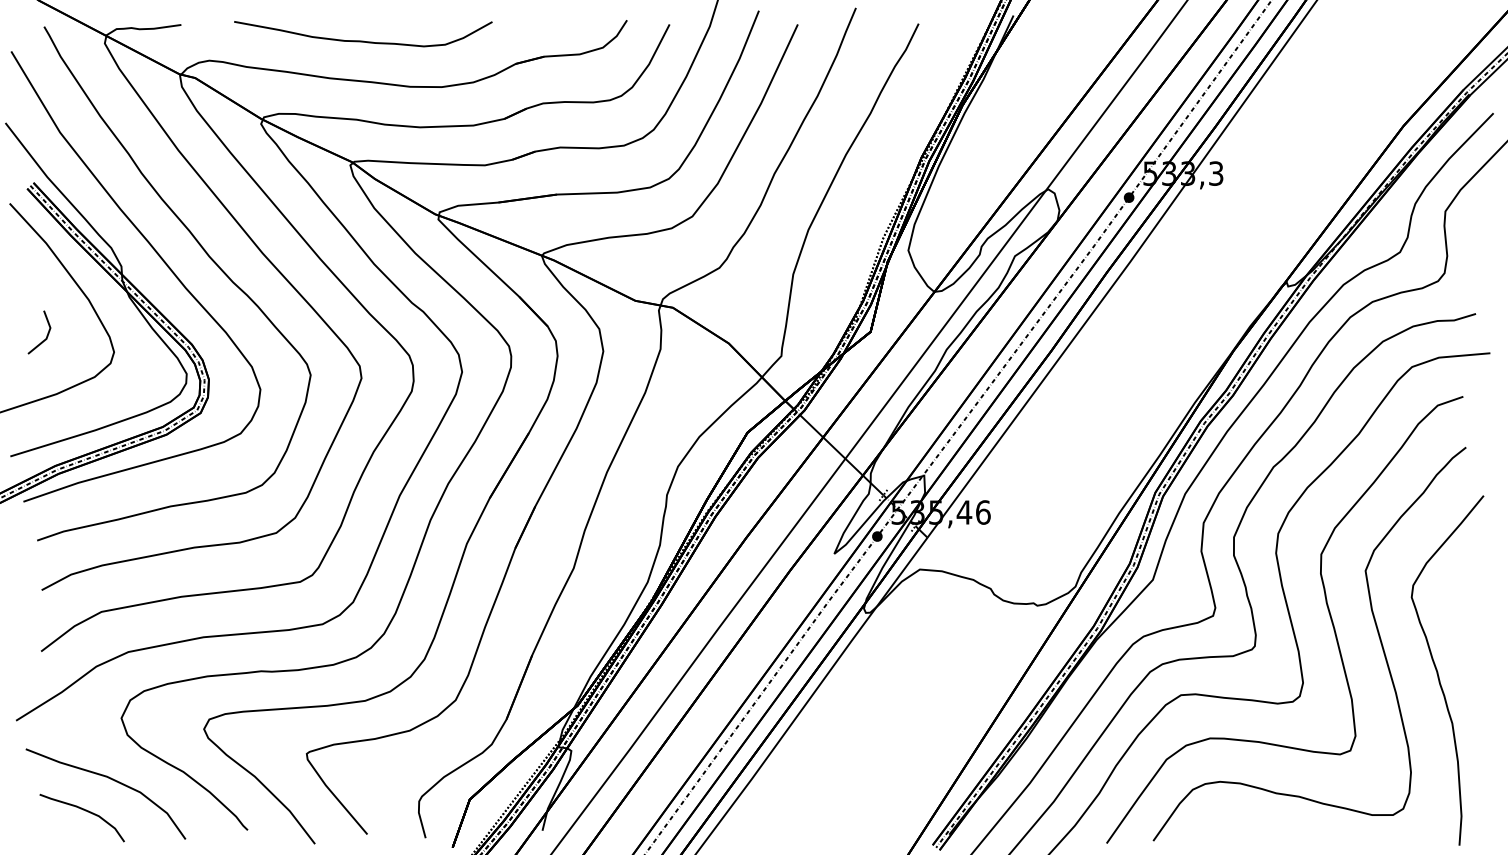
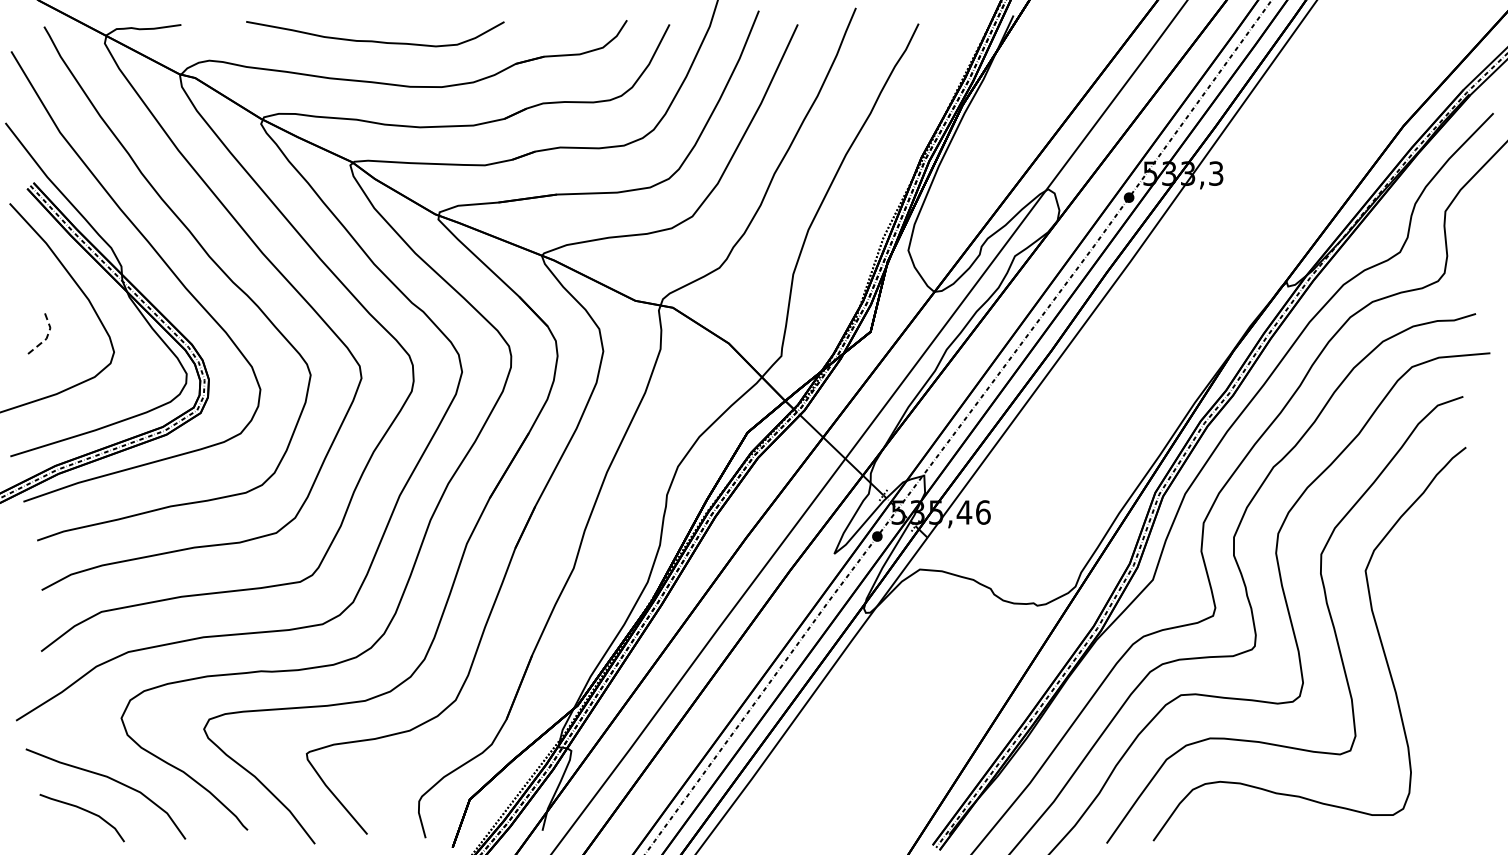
curve position: (363, 40) -> (375, 40) (375, 40)
line: solid -> dashed (47, 335)
curve: present -> none (1438, 672)
